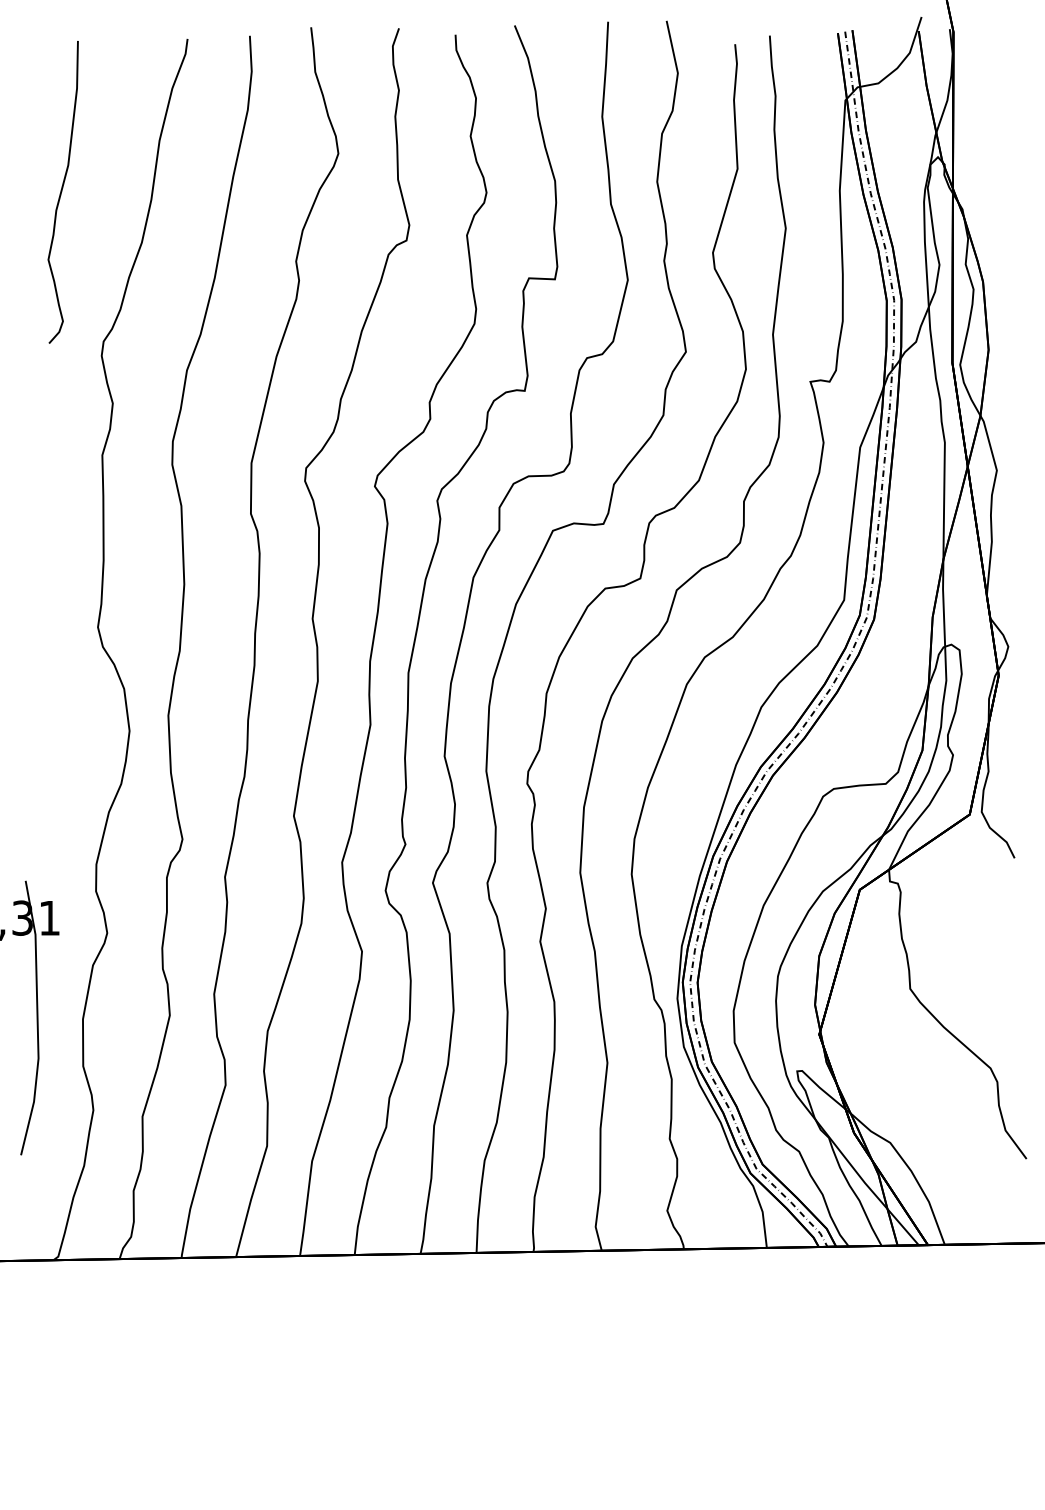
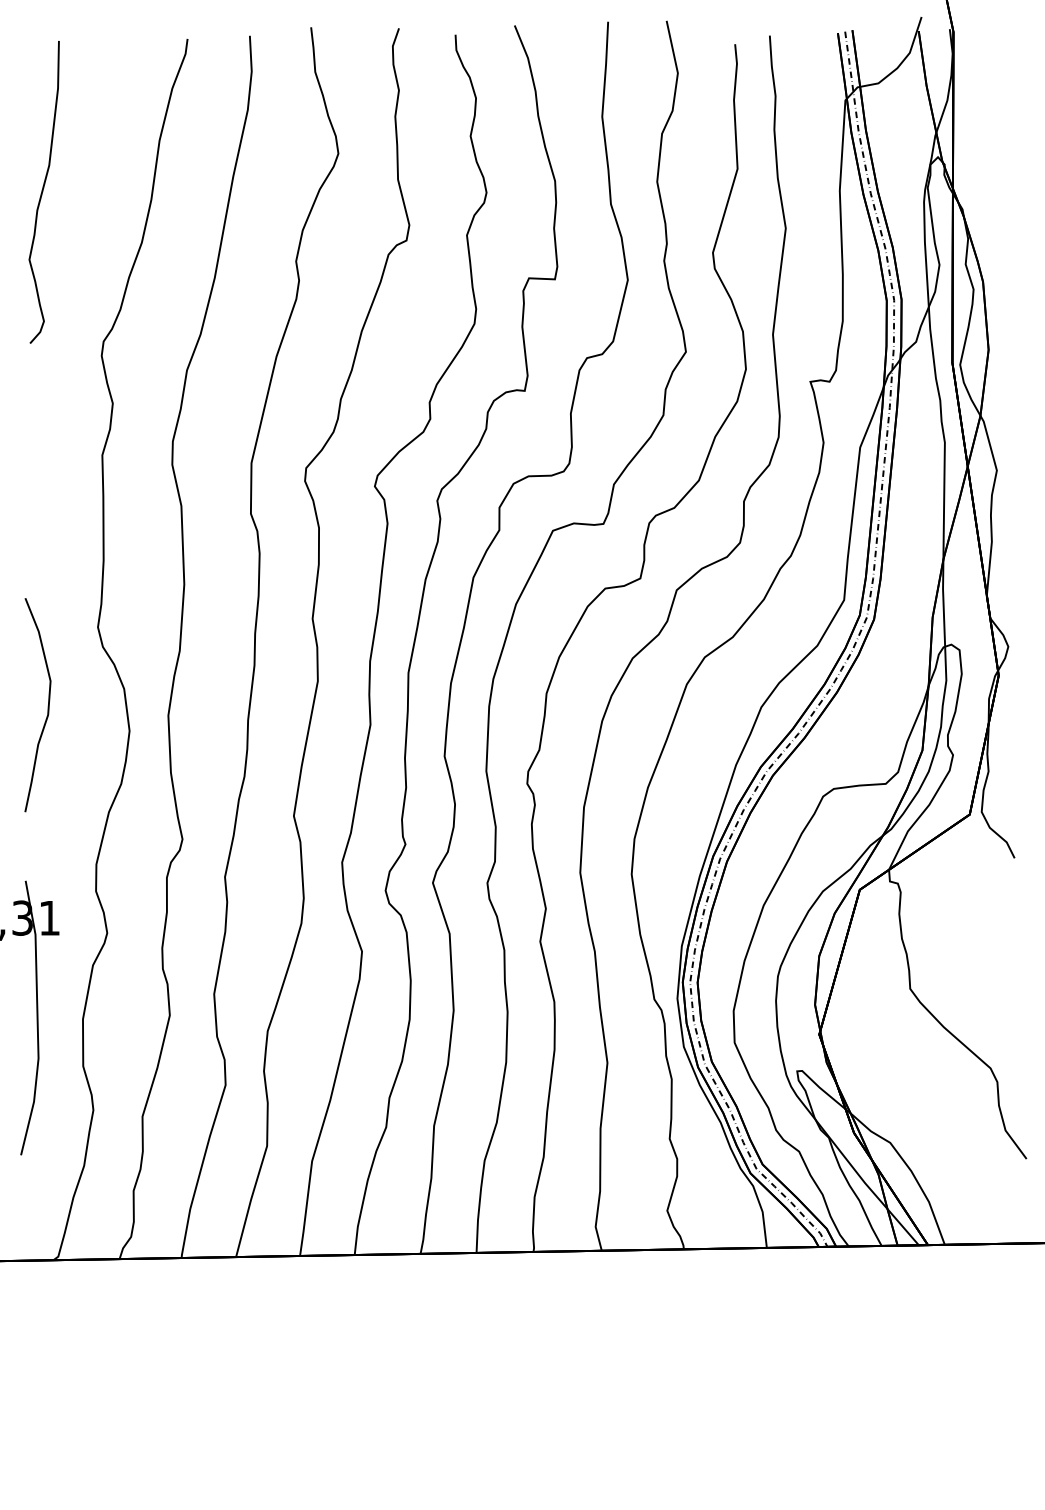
curve position: (62, 191) -> (43, 191) (43, 191)
curve: none -> present (47, 706)
